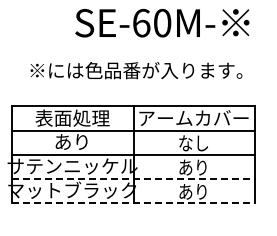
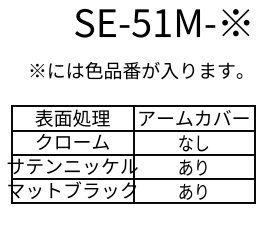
text: SE-60M- -> SE-51M- (151, 22)
text: あり -> クローム (72, 141)
line: dashed -> solid (134, 179)
line: dashed -> solid (134, 203)
